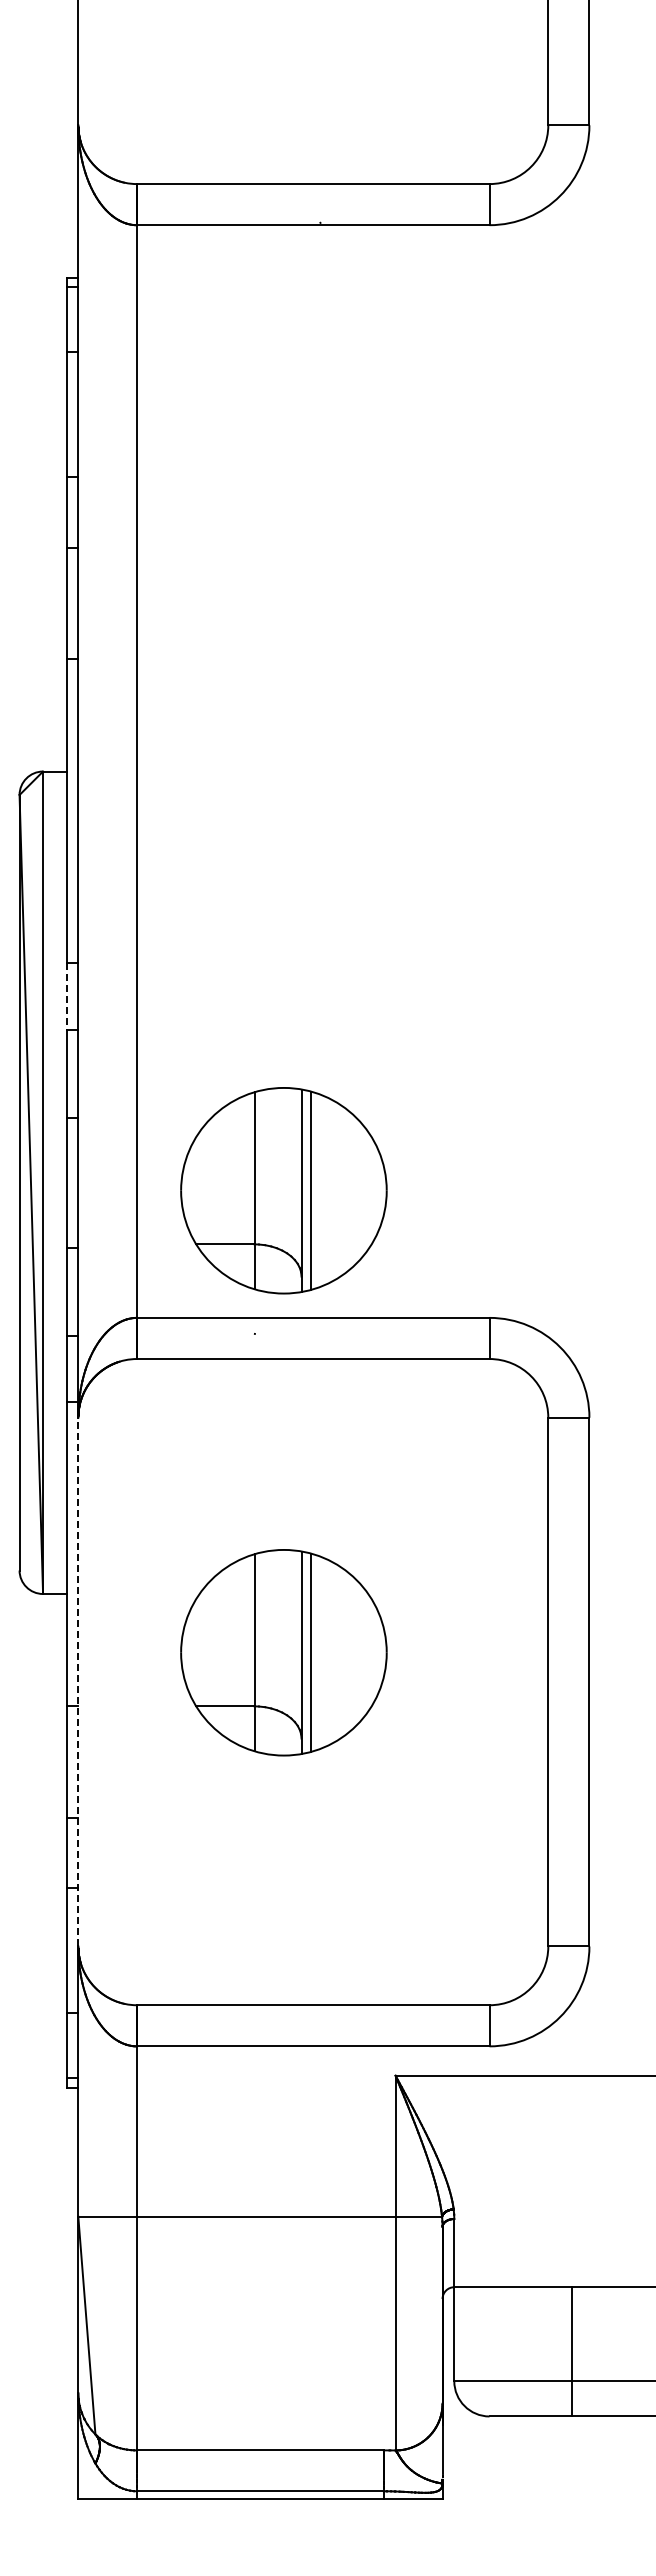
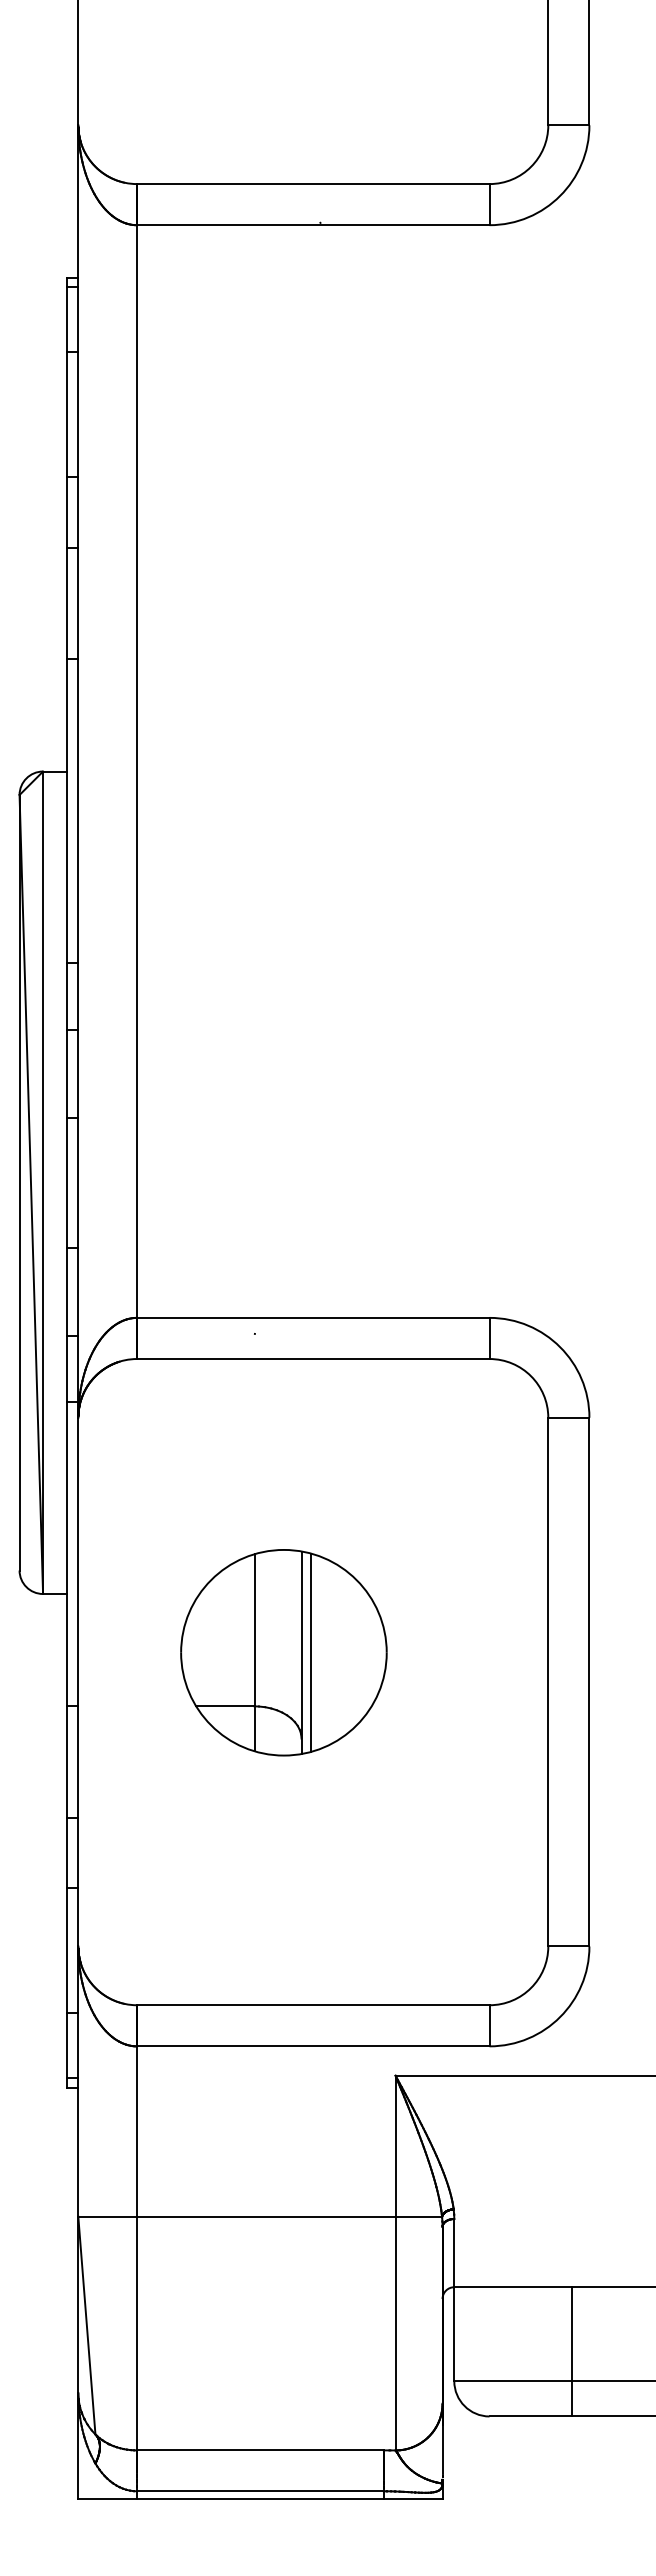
line: dashed -> solid (66, 997)
part: present -> none (283, 1190)
line: dashed -> solid (78, 1681)
